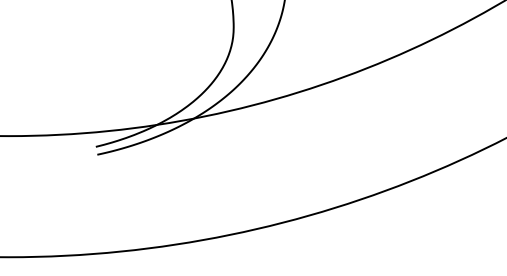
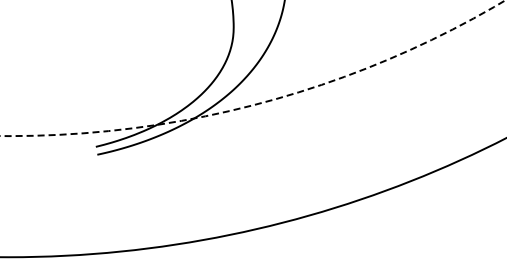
circle: solid -> dashed (252, 68)
